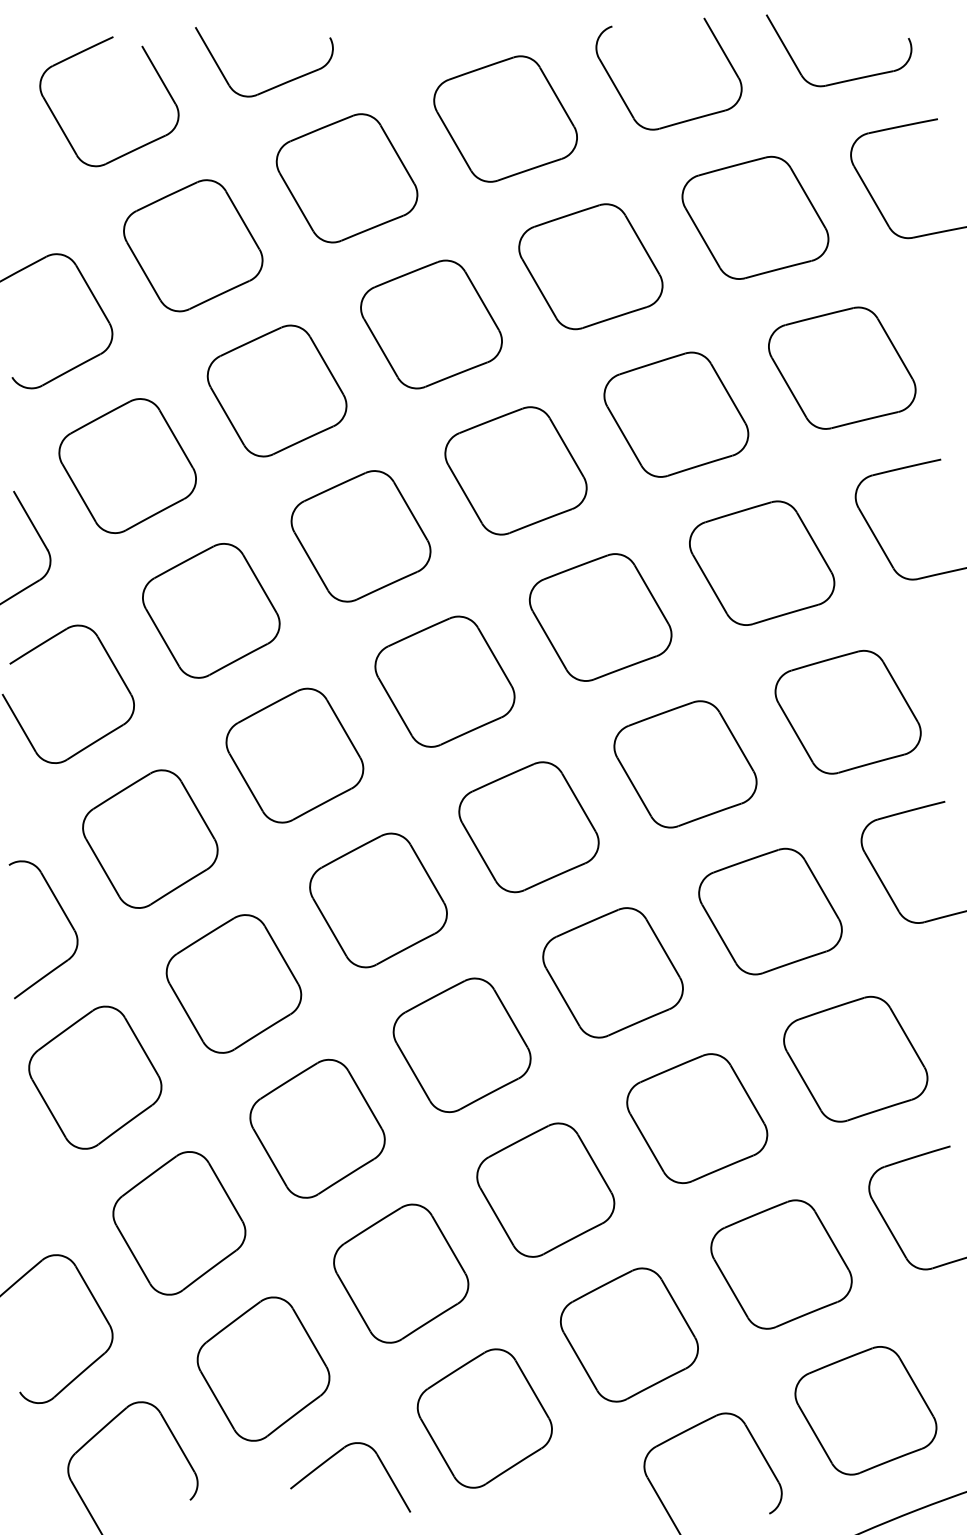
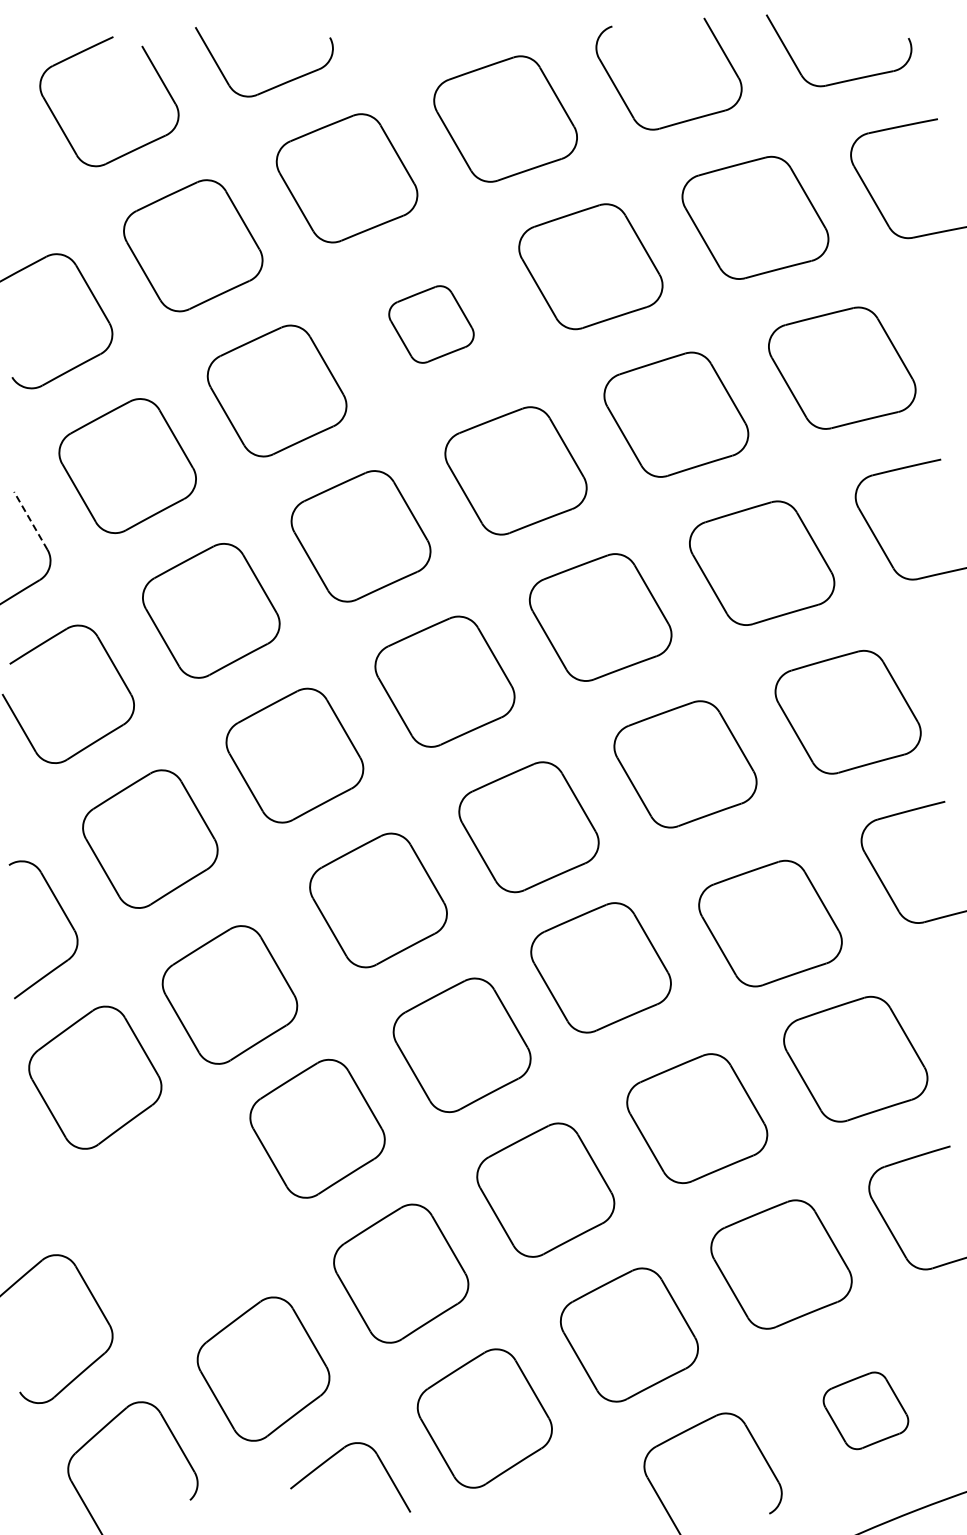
part size: 143x131 px -> 87x79 px (431, 324)
line: solid -> dashed (30, 520)
part position: (770, 911) -> (770, 923) (770, 923)
part position: (612, 972) -> (600, 967) (600, 967)
part position: (233, 983) -> (229, 994) (229, 994)
part: present -> none (179, 1223)
part size: 144x130 px -> 88x80 px (865, 1410)
